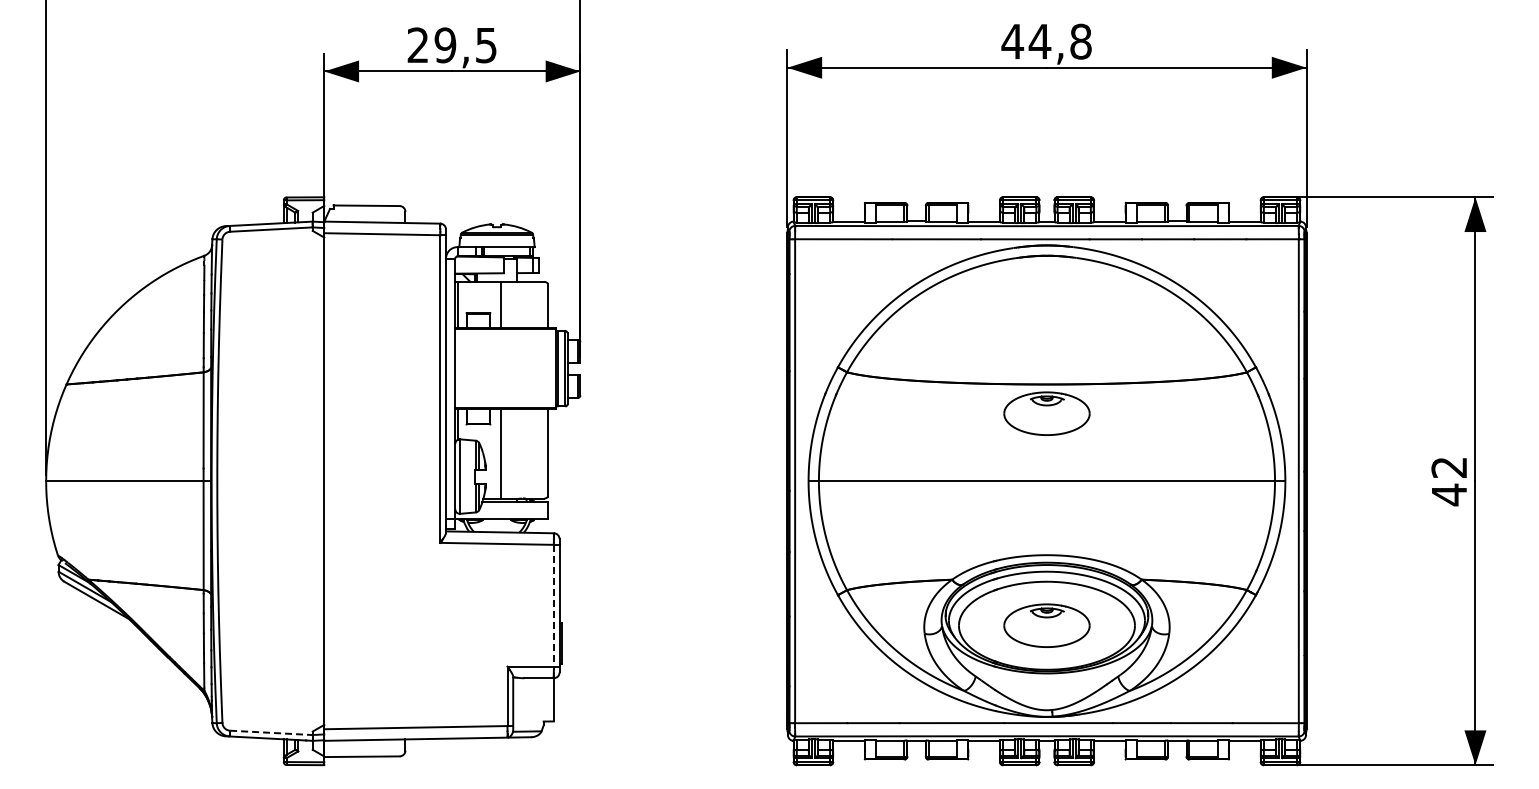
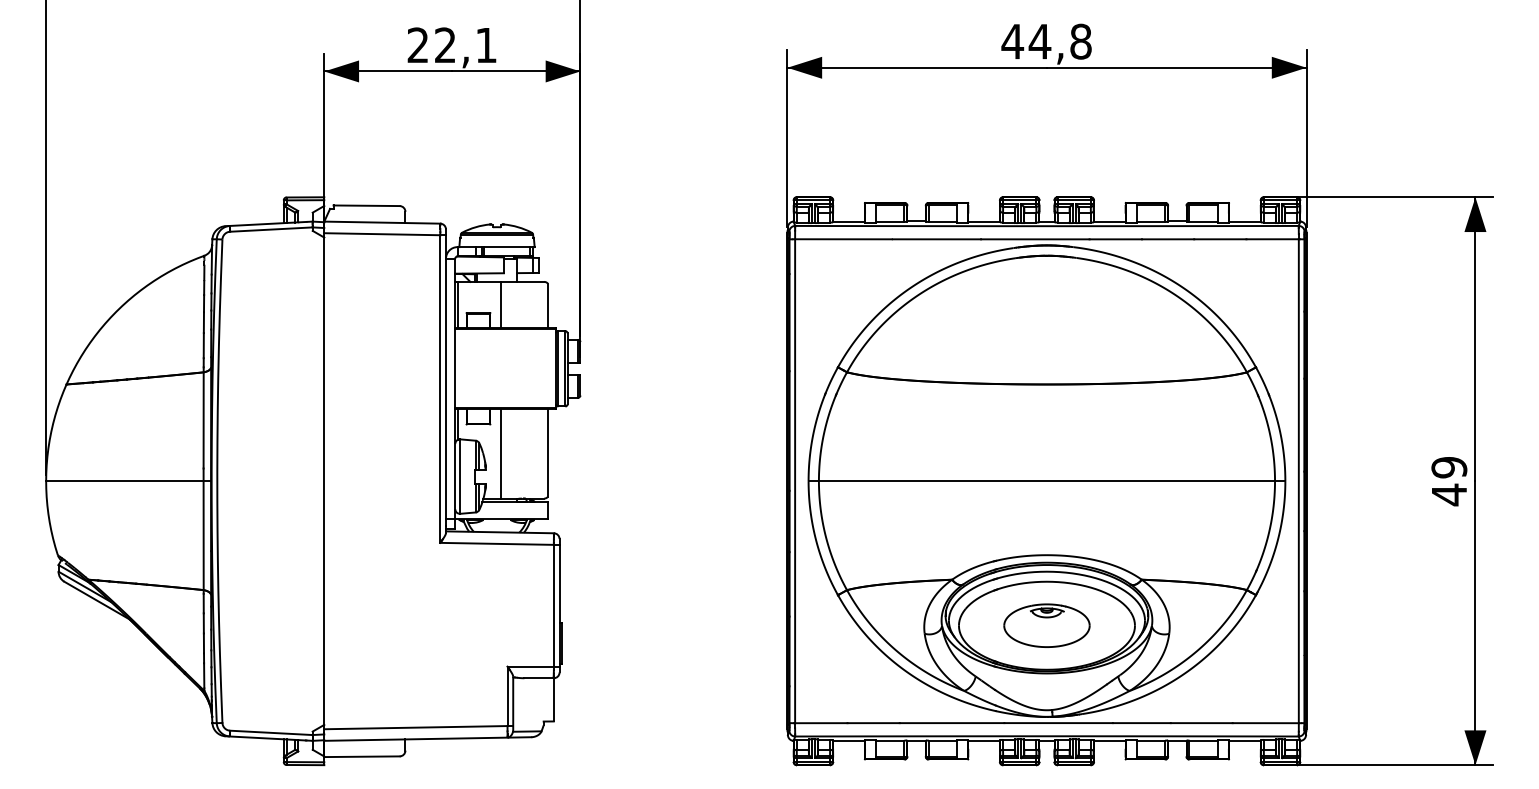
text: 29,5 -> 22,1 (465, 45)
part: present -> none (1046, 413)
text: 42 -> 49 (1449, 467)
line: dashed -> solid (553, 607)
line: dashed -> solid (271, 732)
